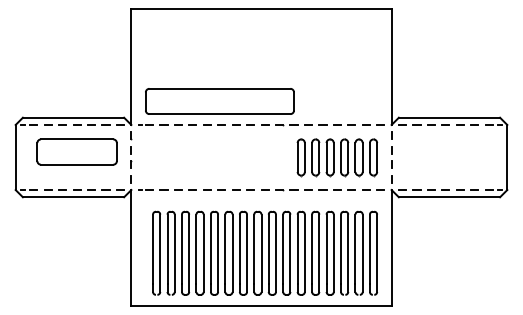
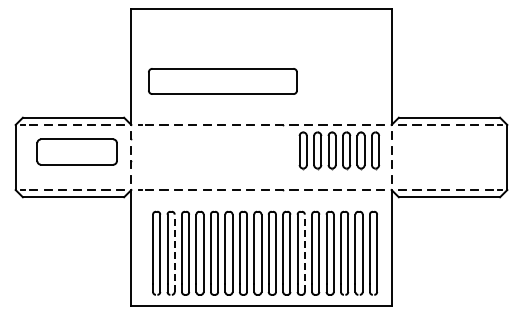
part position: (219, 101) -> (222, 81) (222, 81)
part position: (336, 157) -> (338, 150) (338, 150)
line: solid -> dashed (174, 253)
line: solid -> dashed (304, 253)
